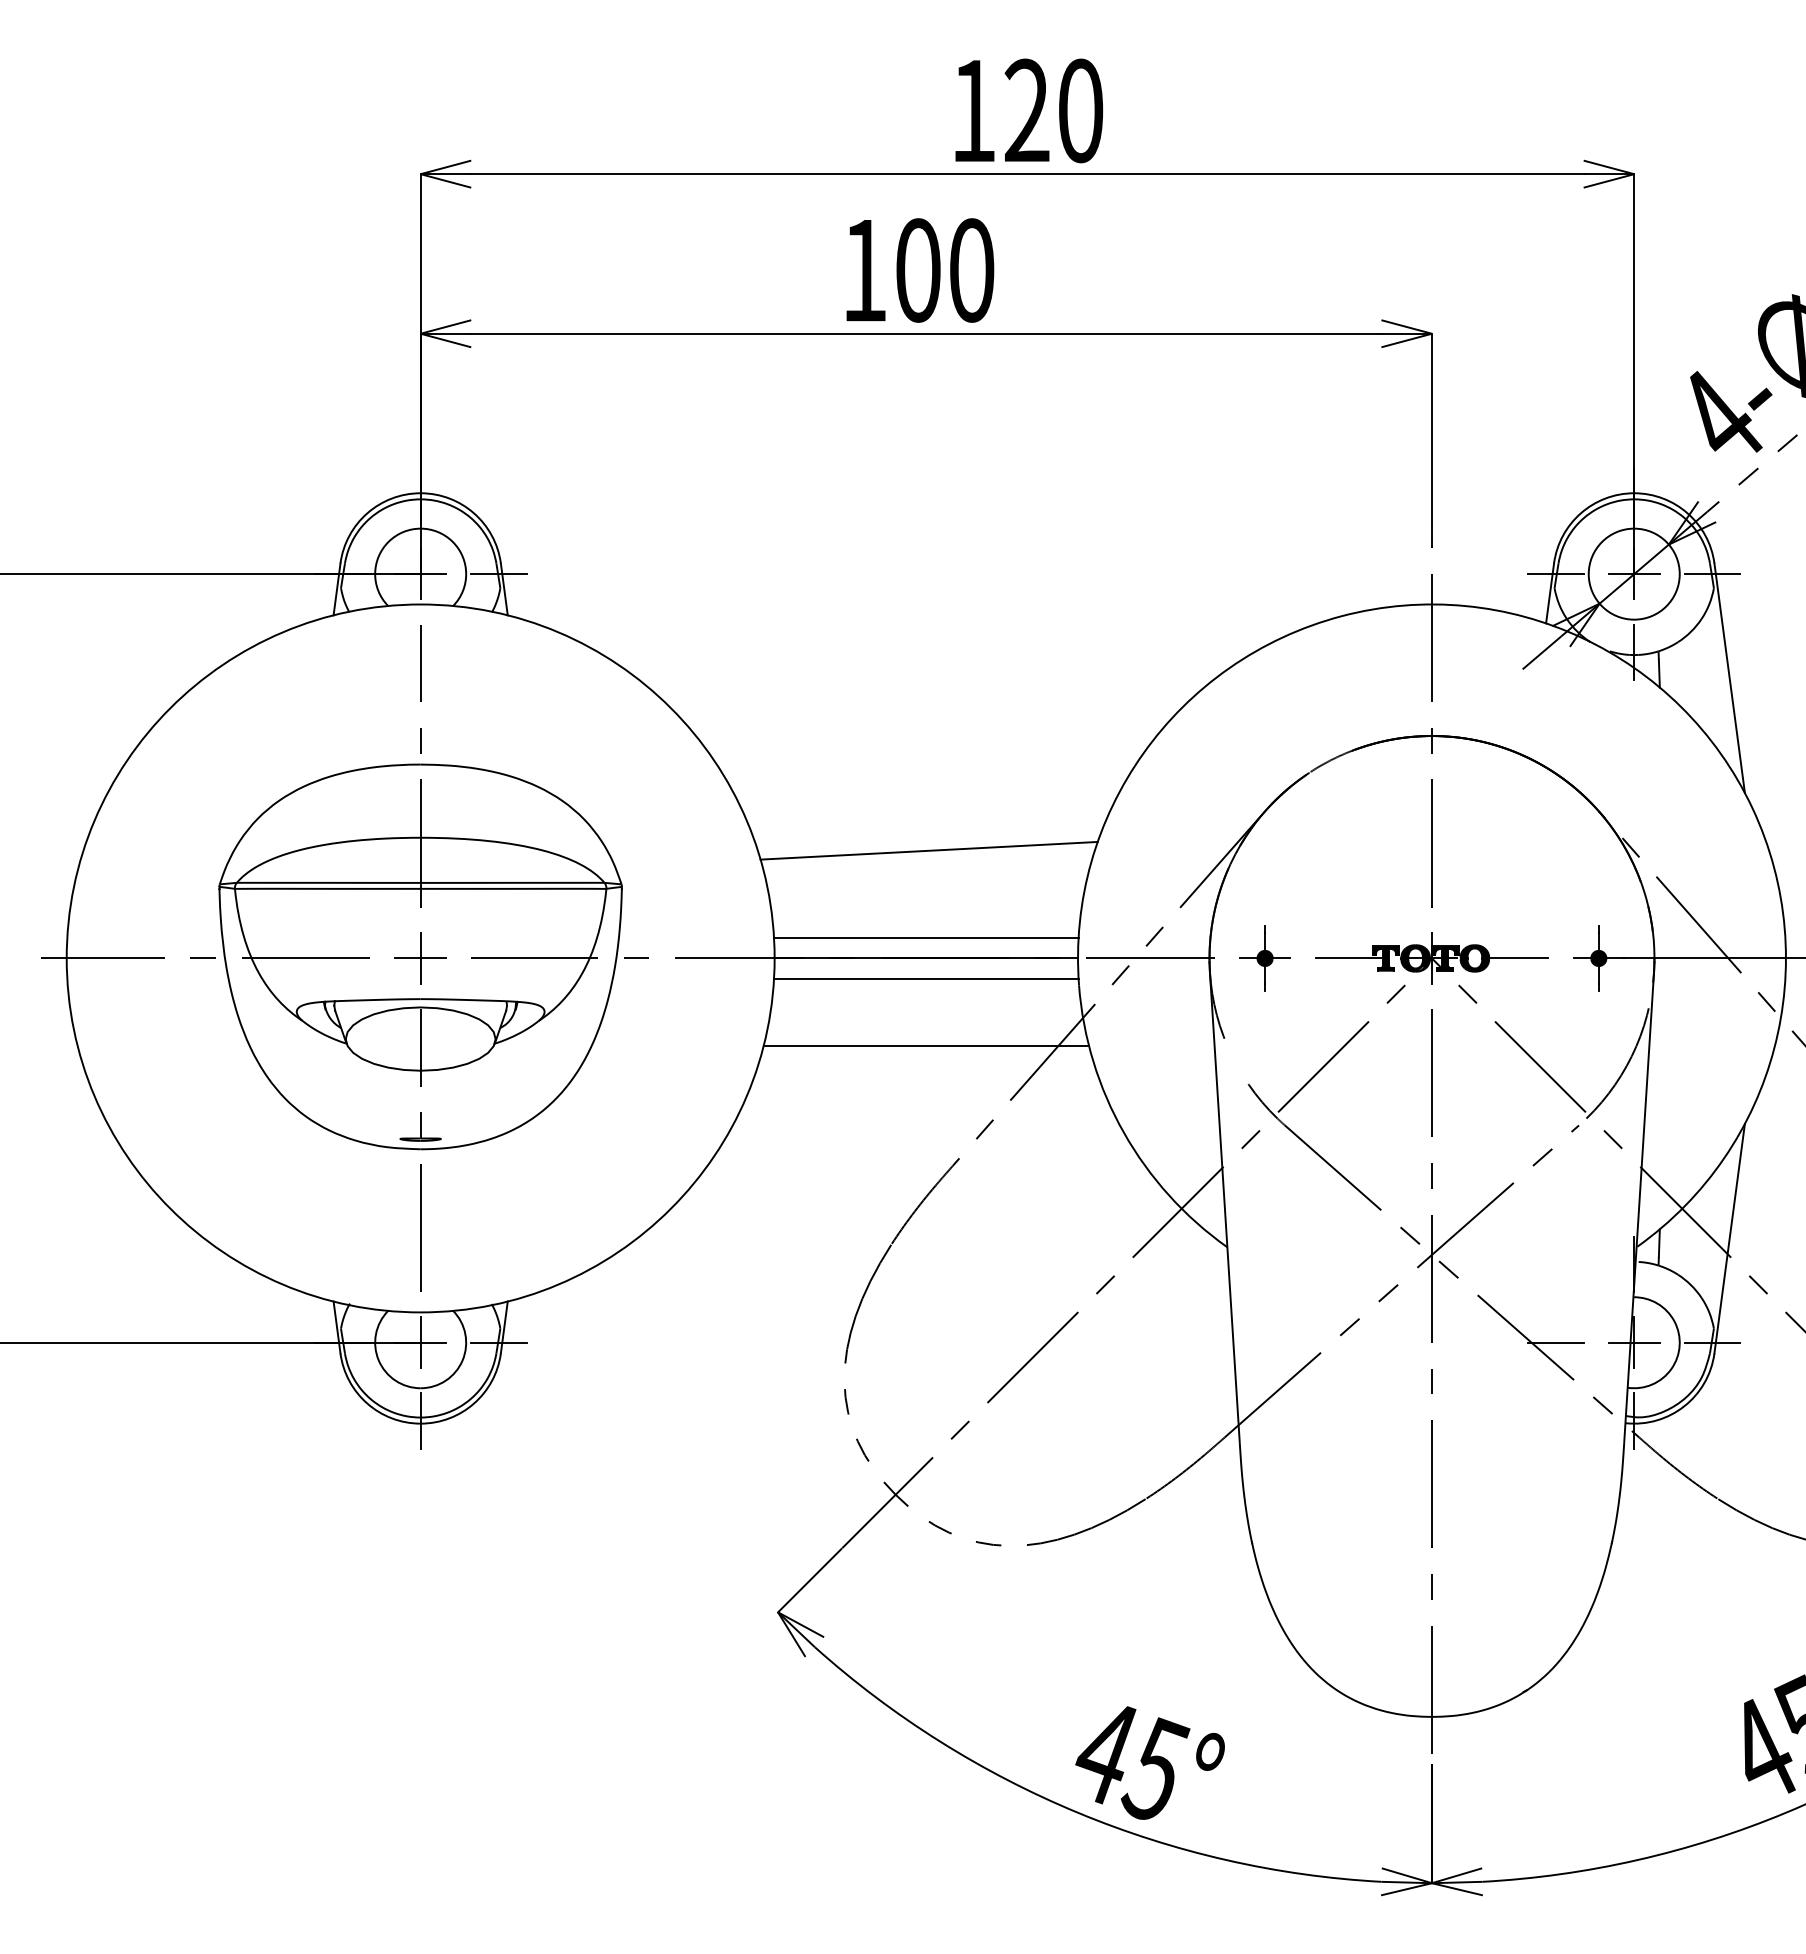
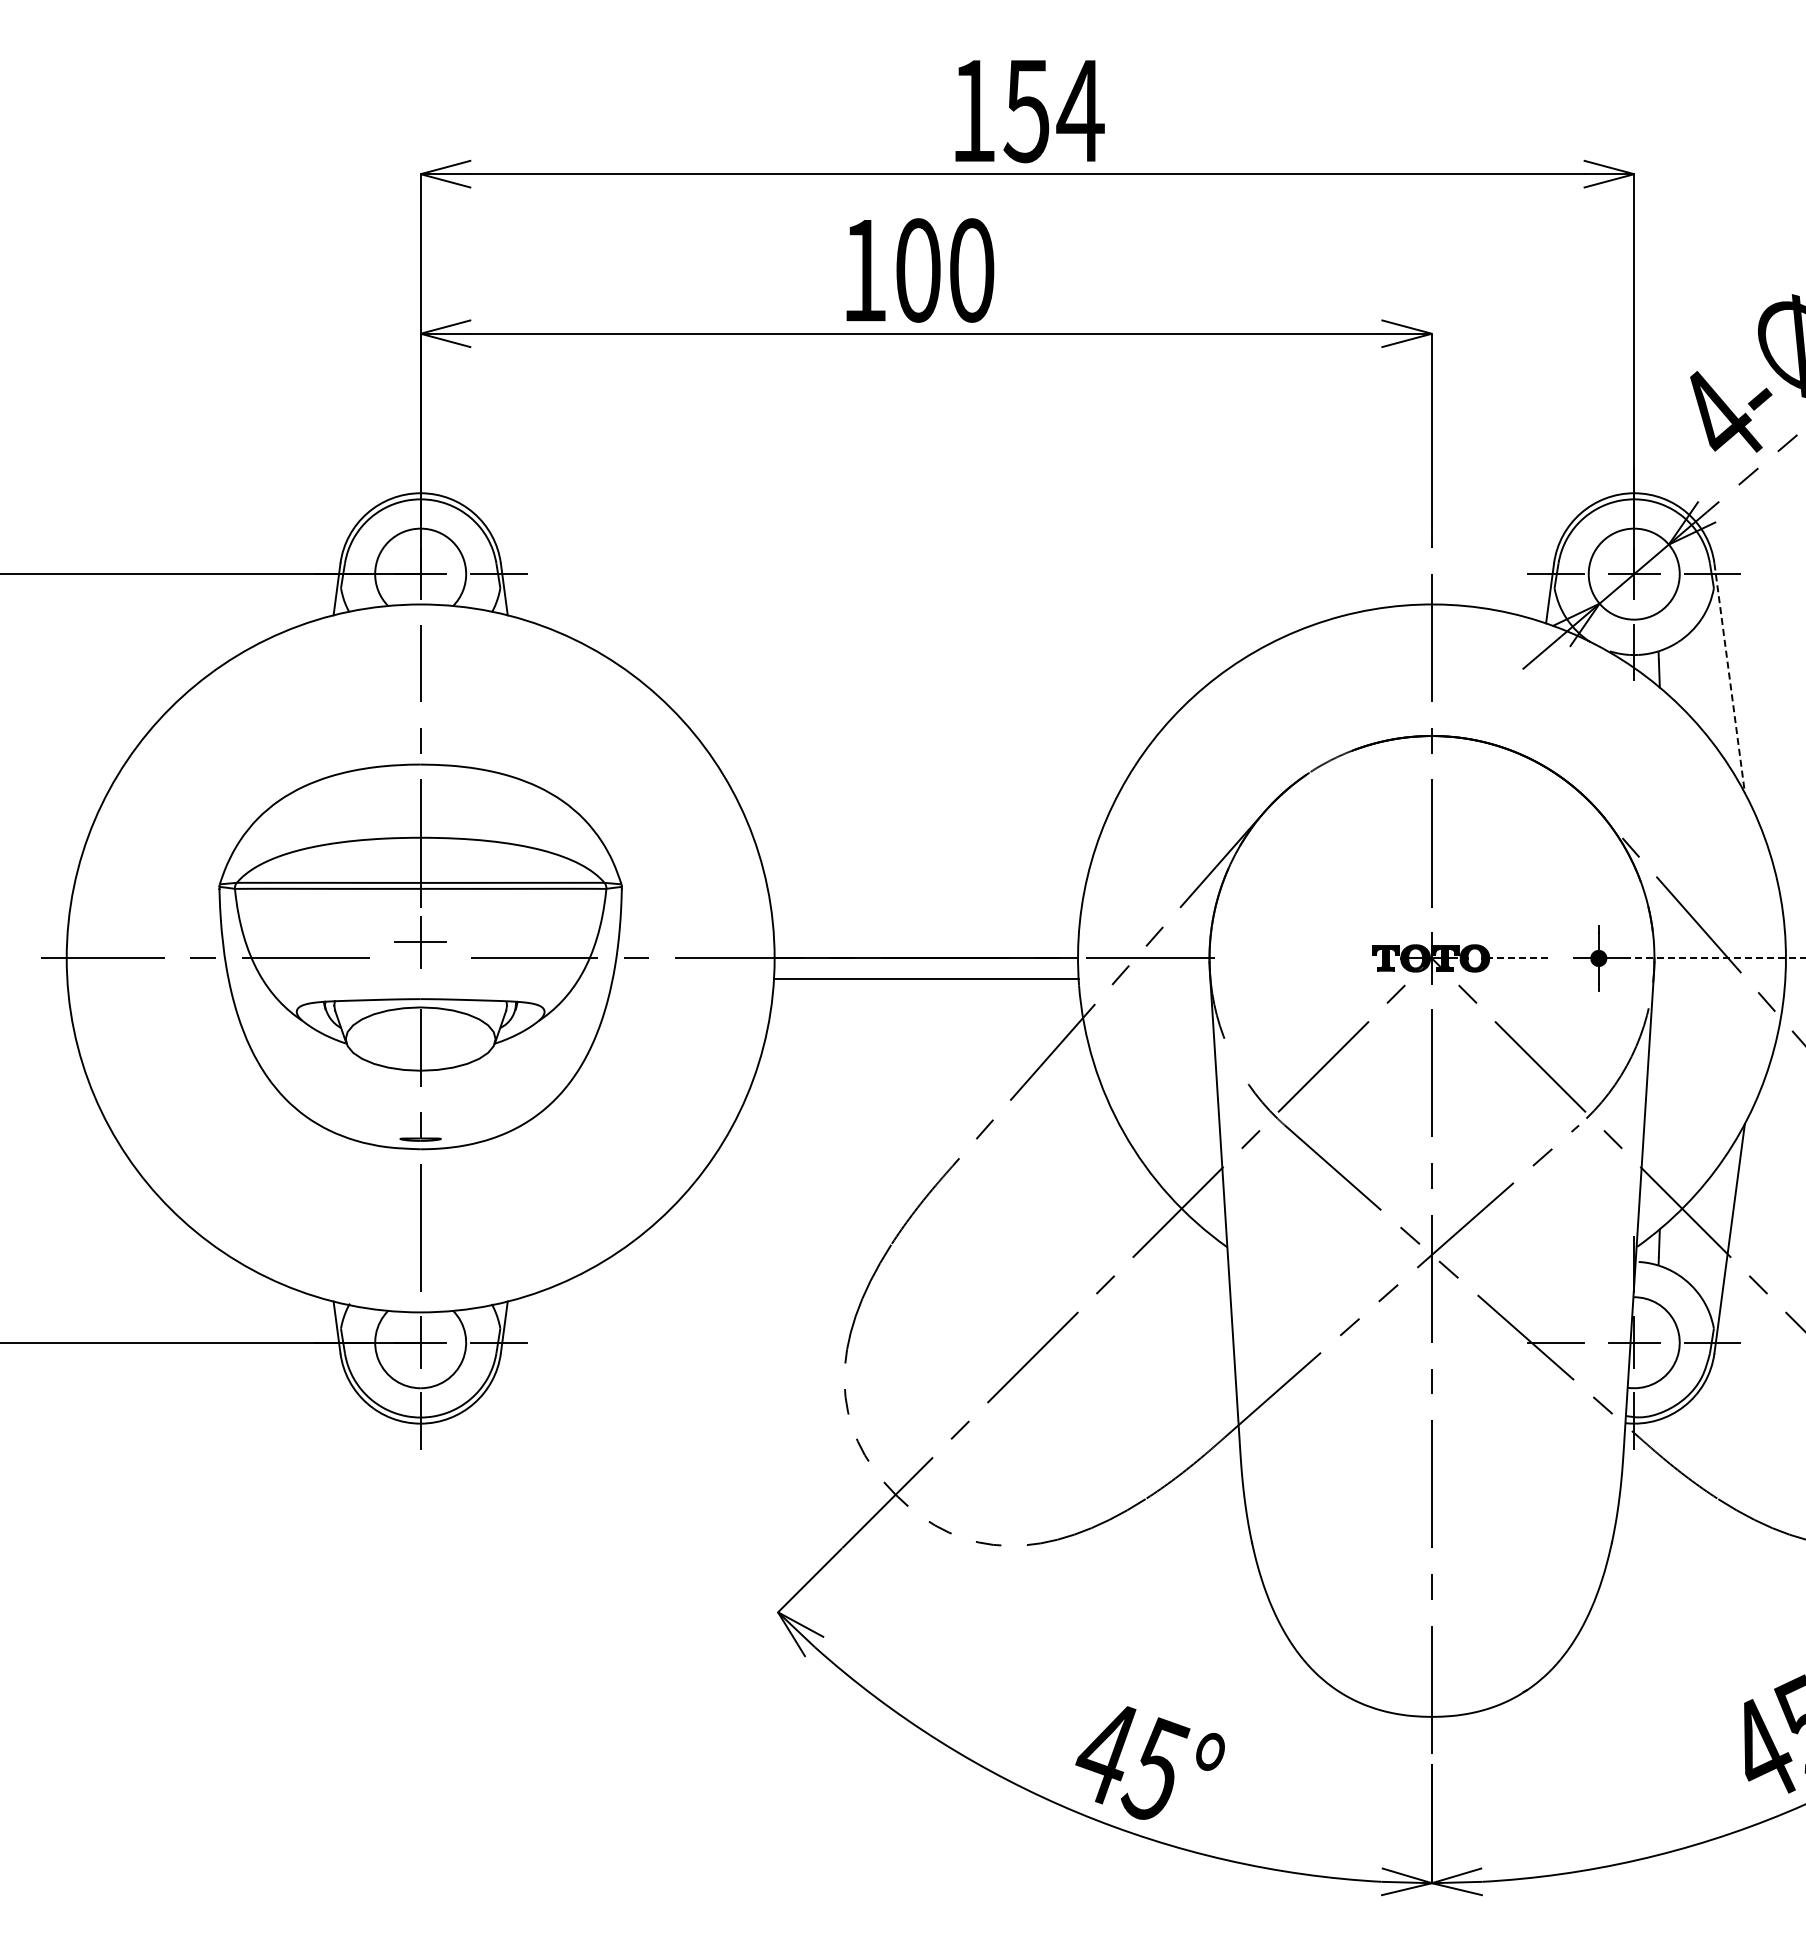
text: 120 -> 154 (1053, 110)
line: solid -> dashed (1729, 678)
line: present -> none (928, 850)
line: present -> none (926, 938)
part position: (420, 958) -> (420, 942) (420, 942)
part: present -> none (1264, 958)
line: present -> none (1348, 958)
line: solid -> dashed (1515, 958)
line: solid -> dashed (1715, 958)
line: present -> none (925, 1045)
